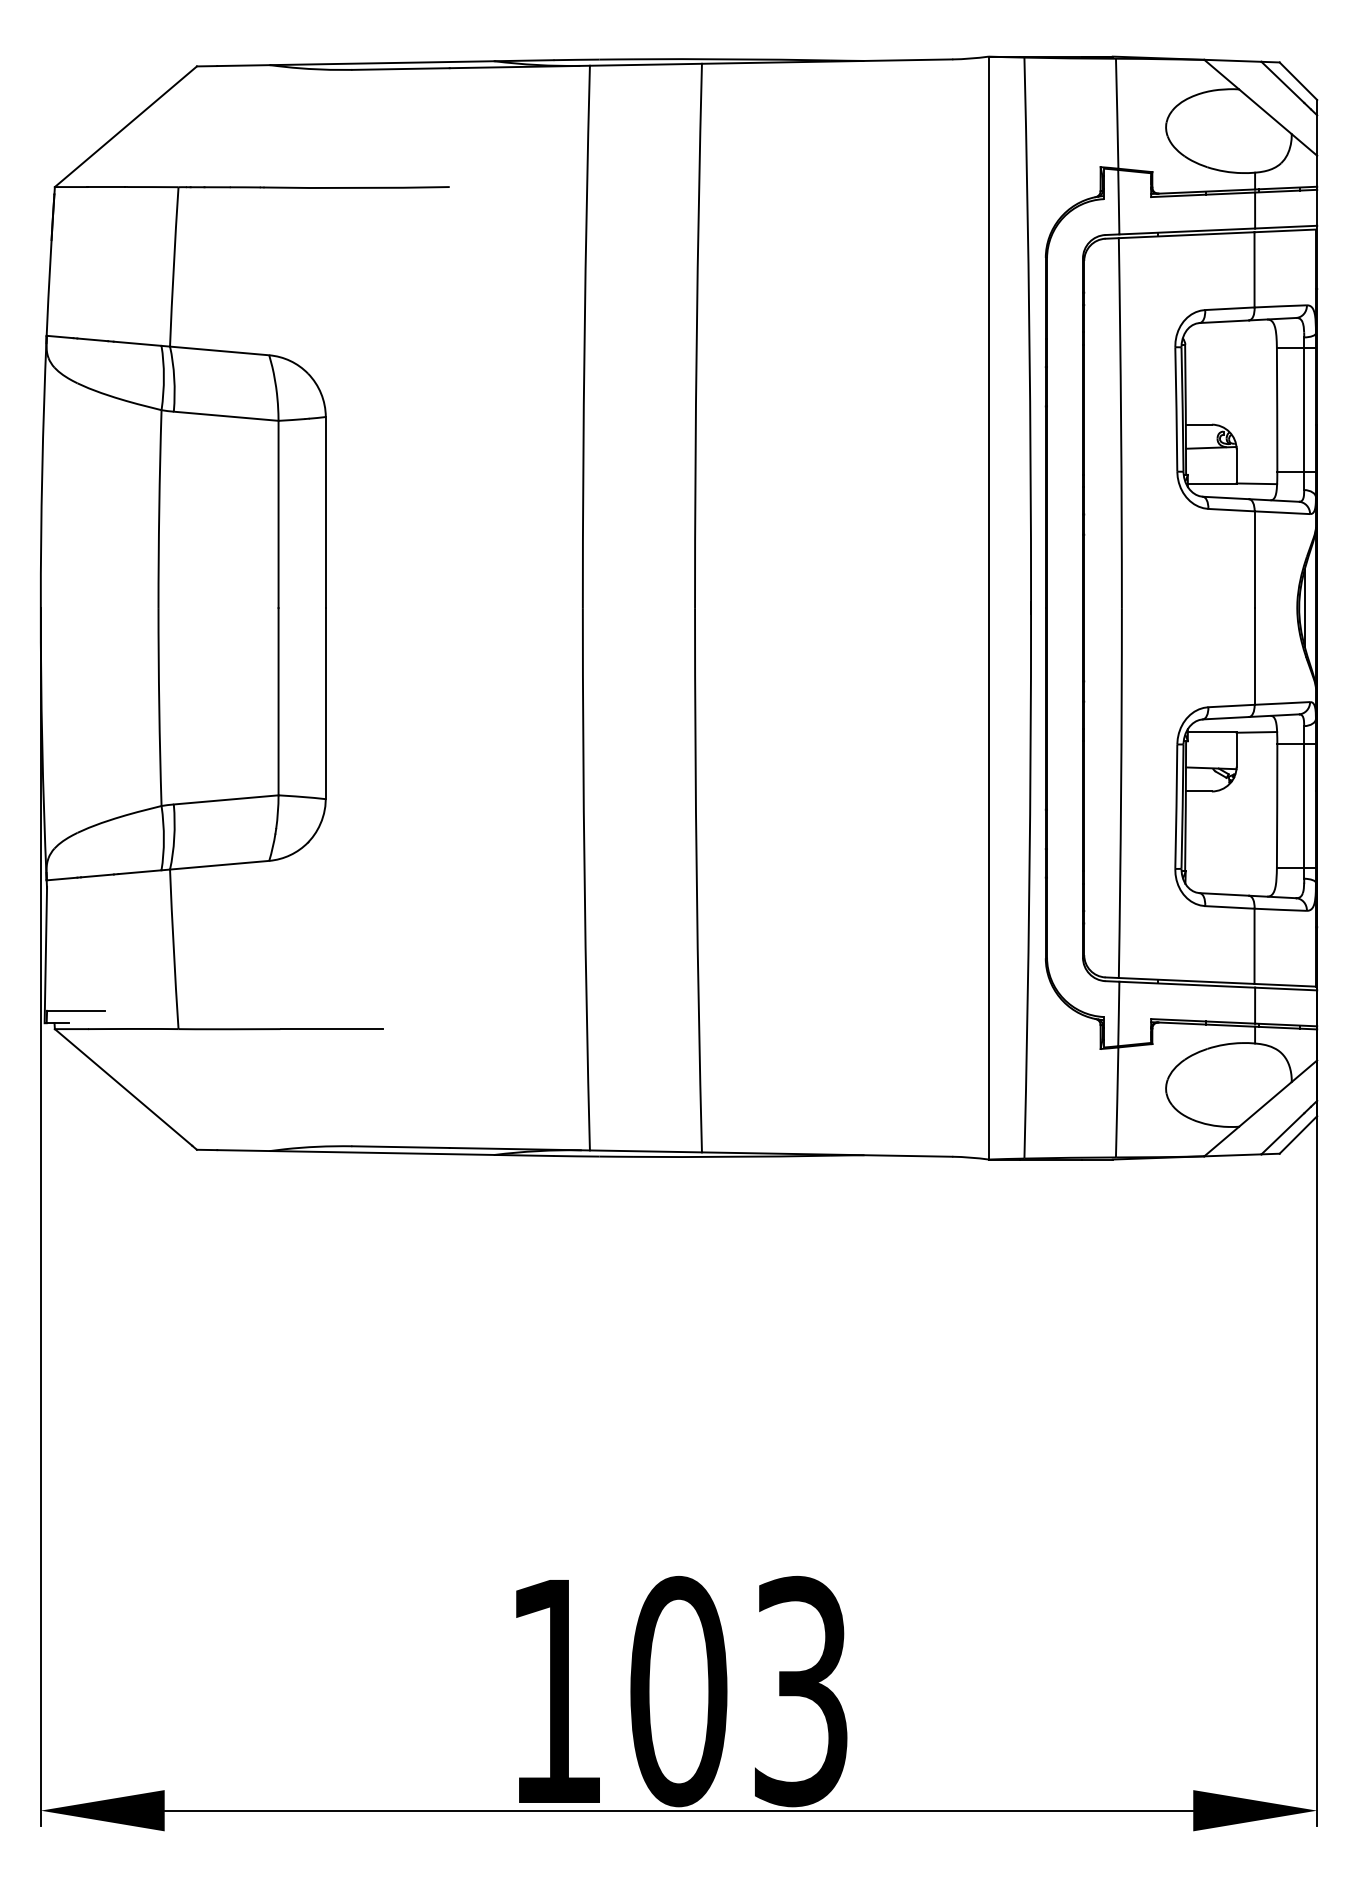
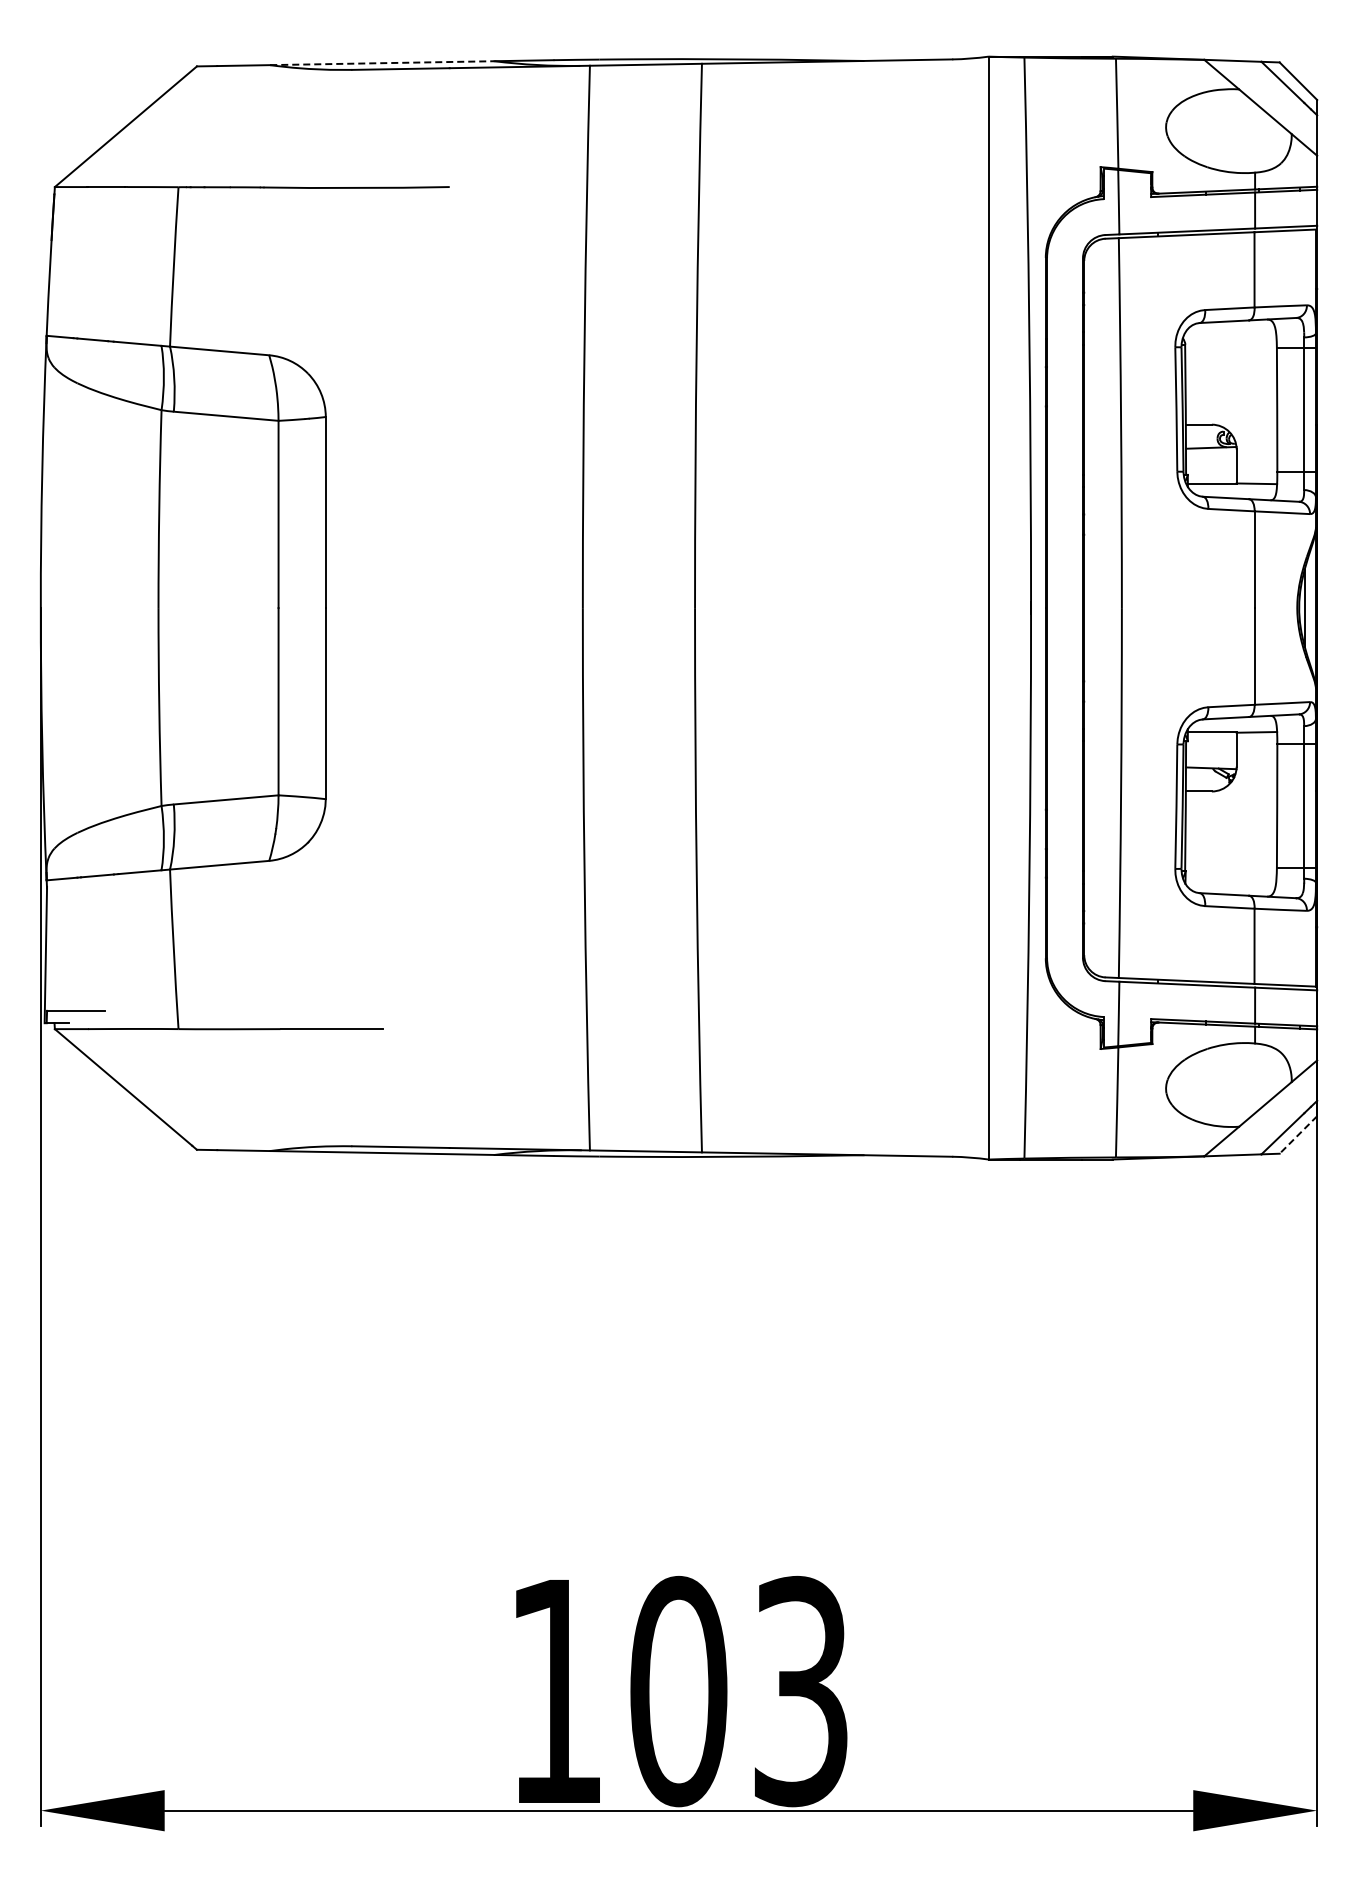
line: solid -> dashed (382, 63)
line: solid -> dashed (1298, 1134)
